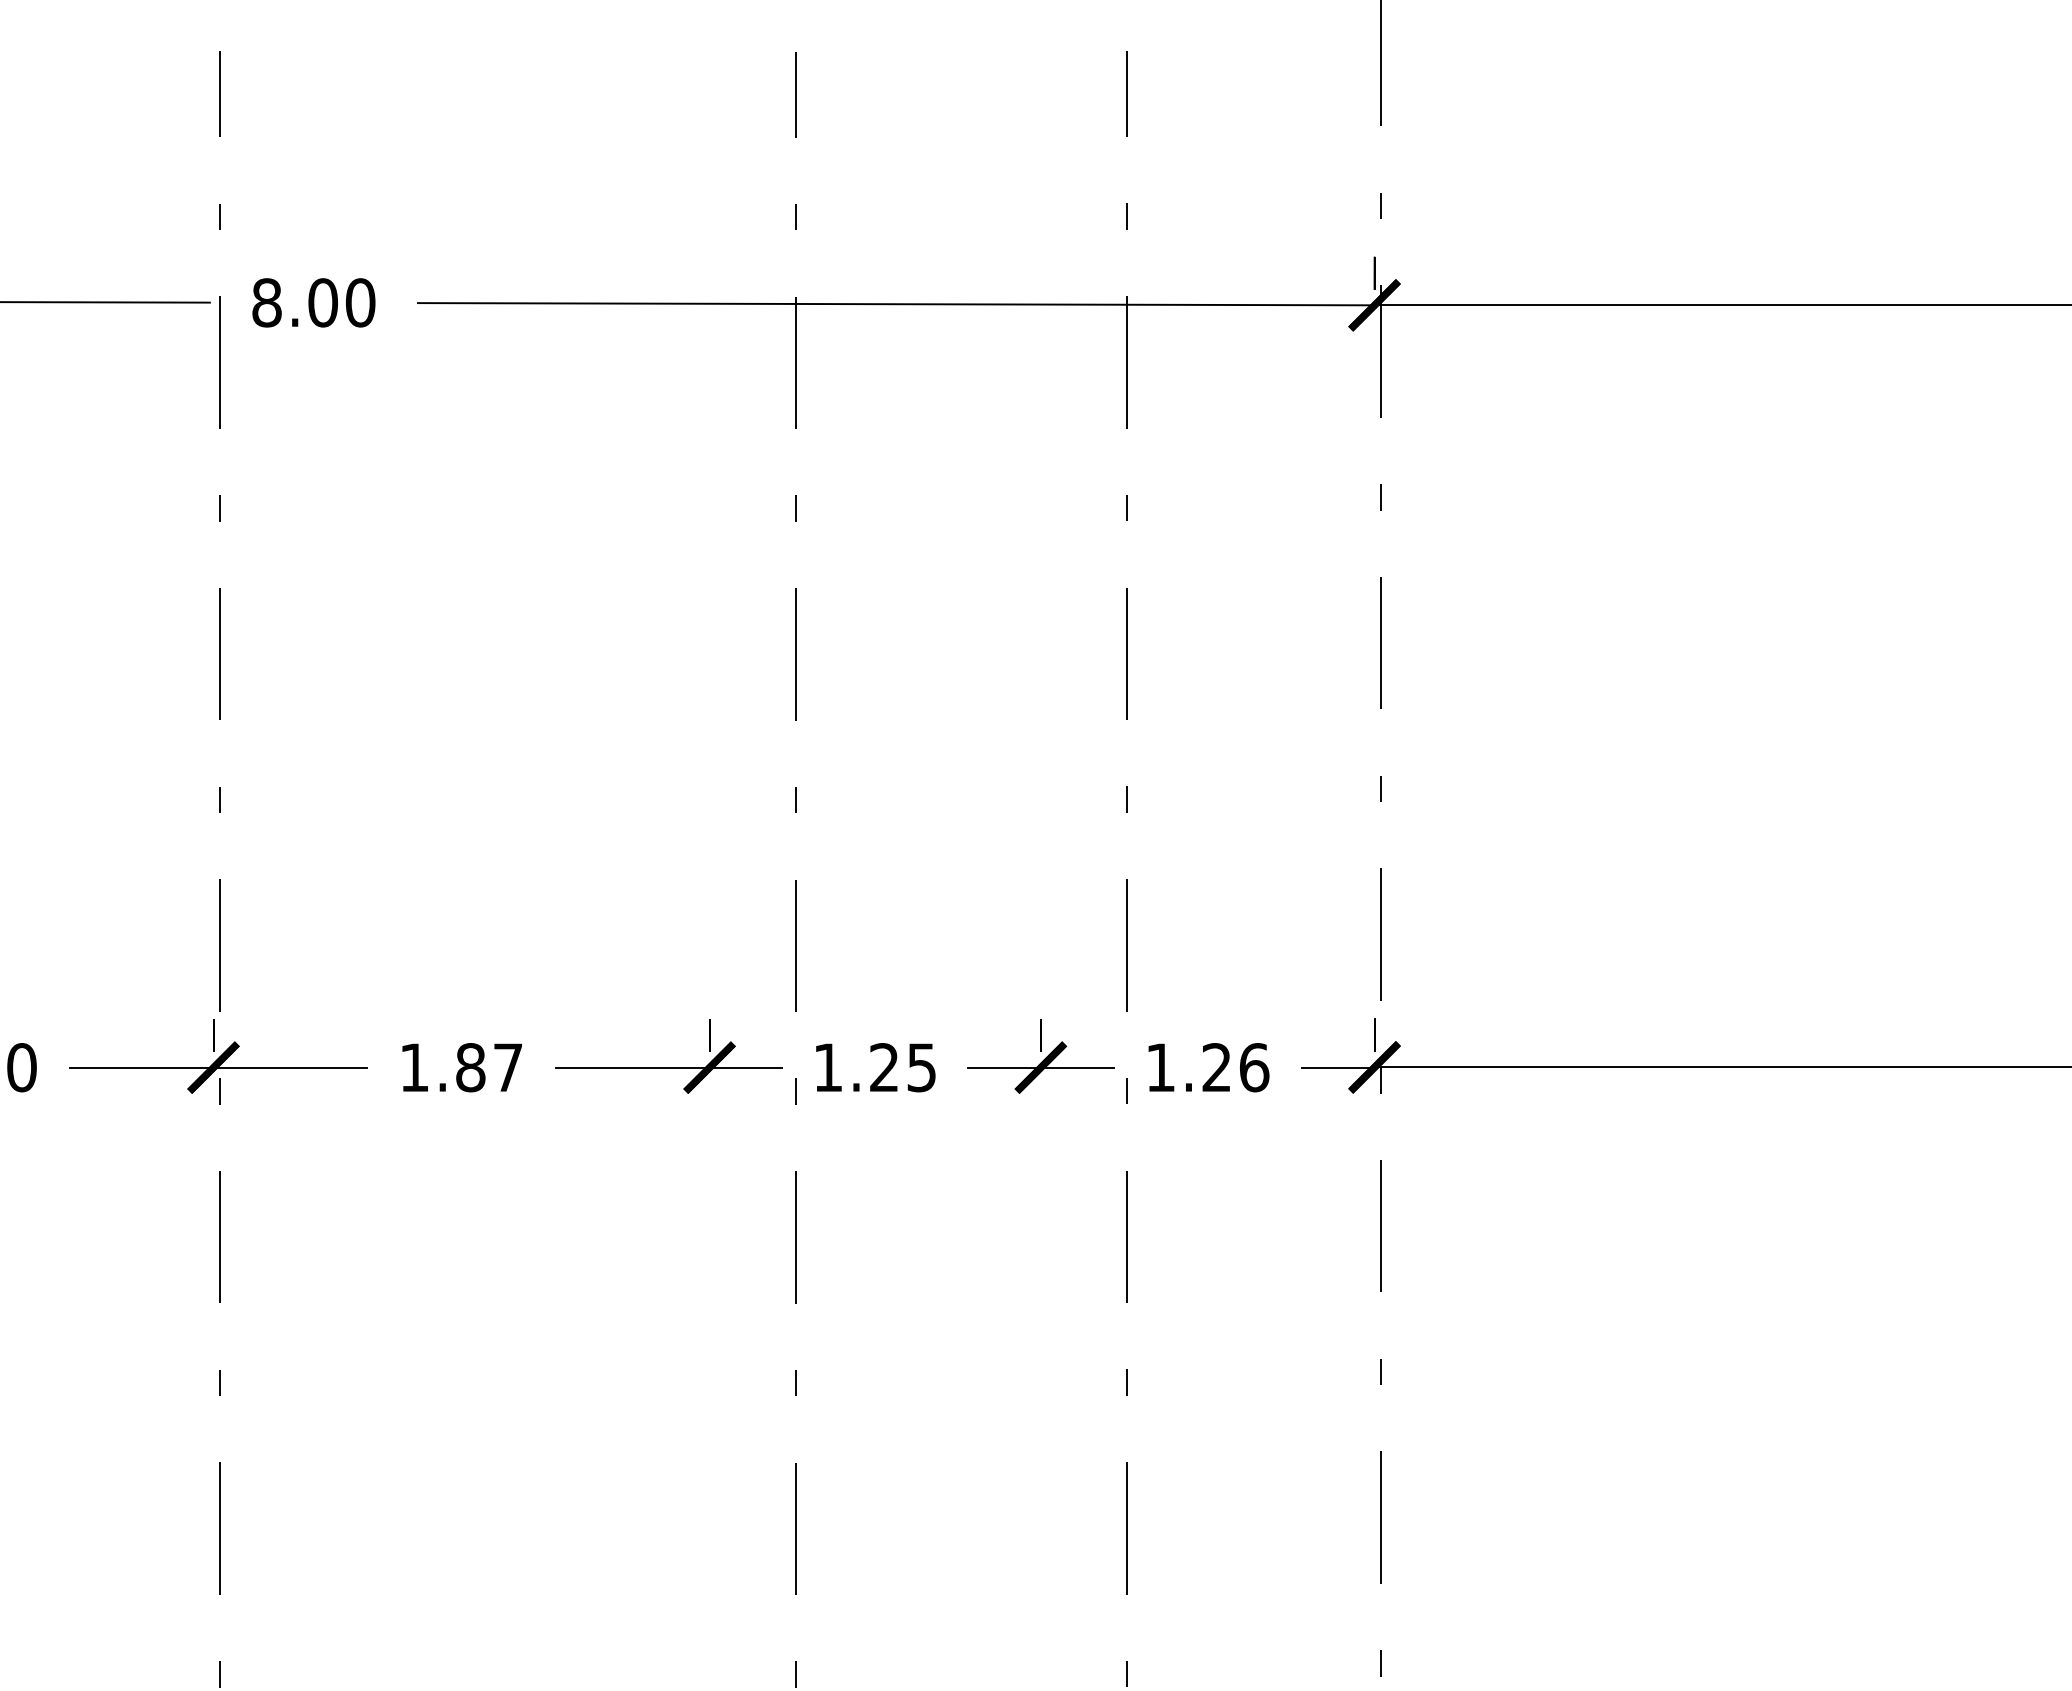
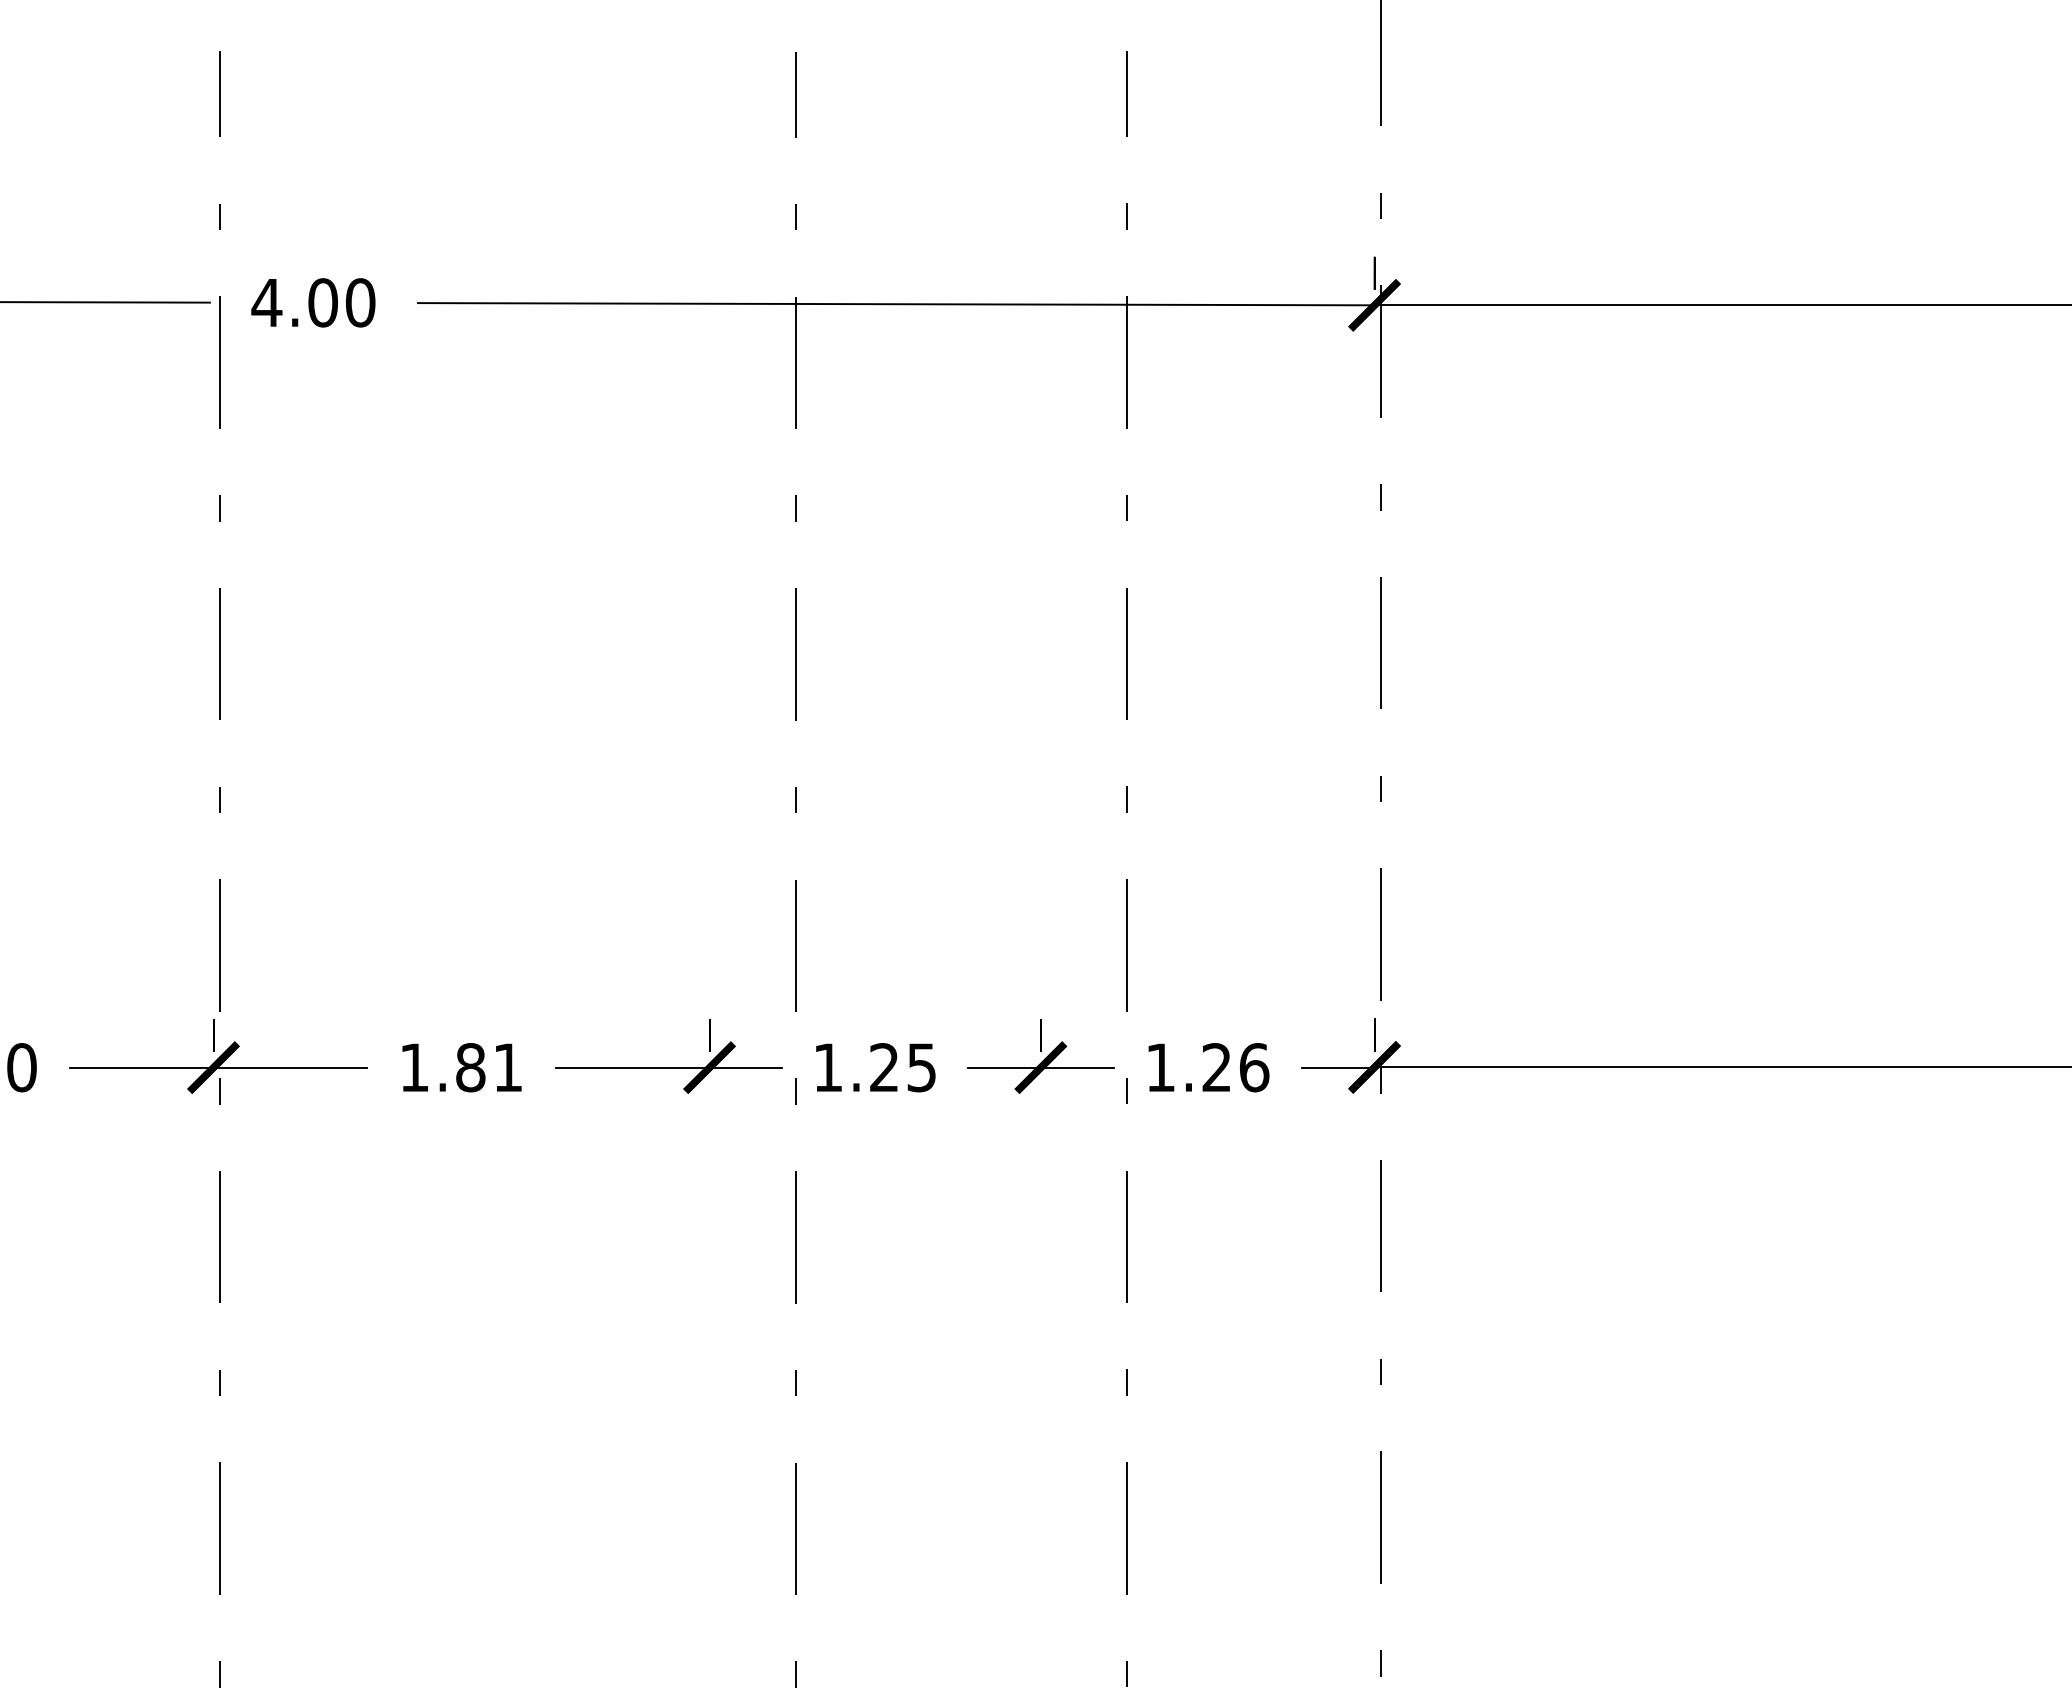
text: 8.00 -> 4.00 (266, 302)
text: 1.87 -> 1.81 (507, 1067)
